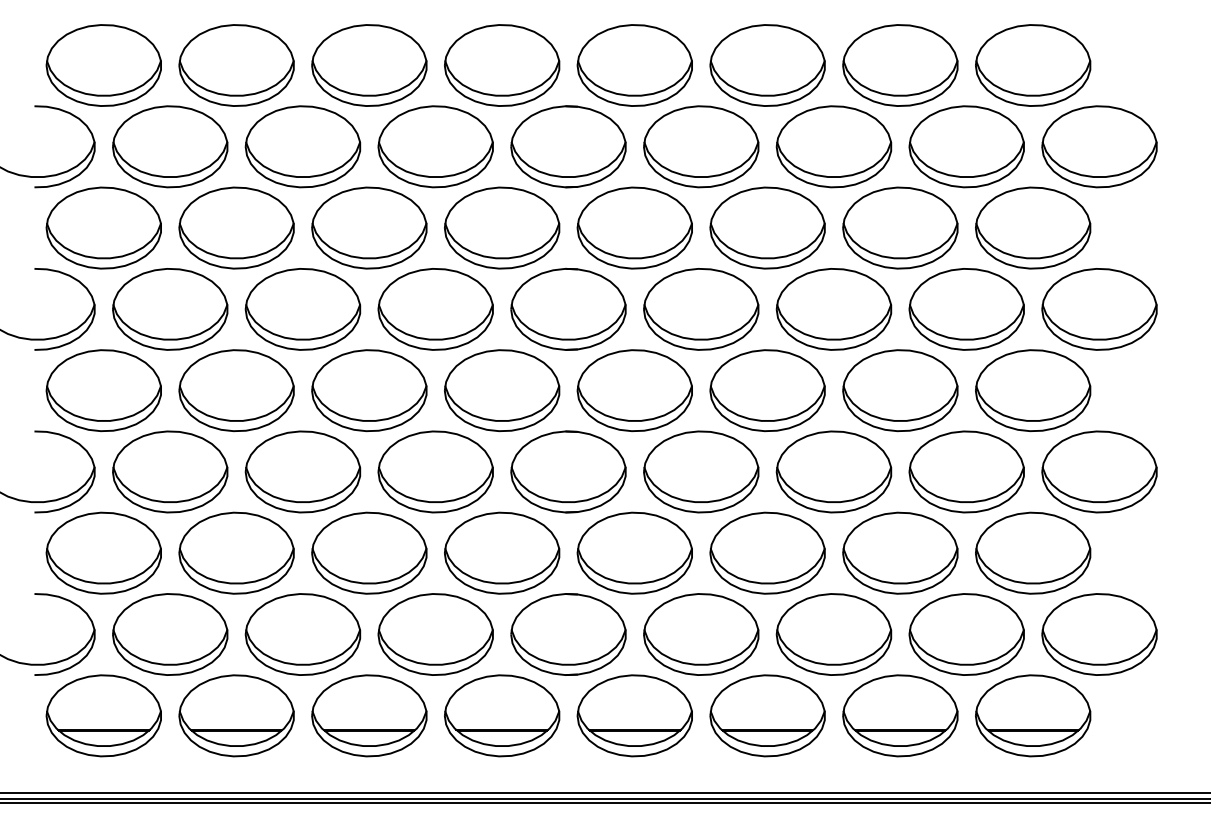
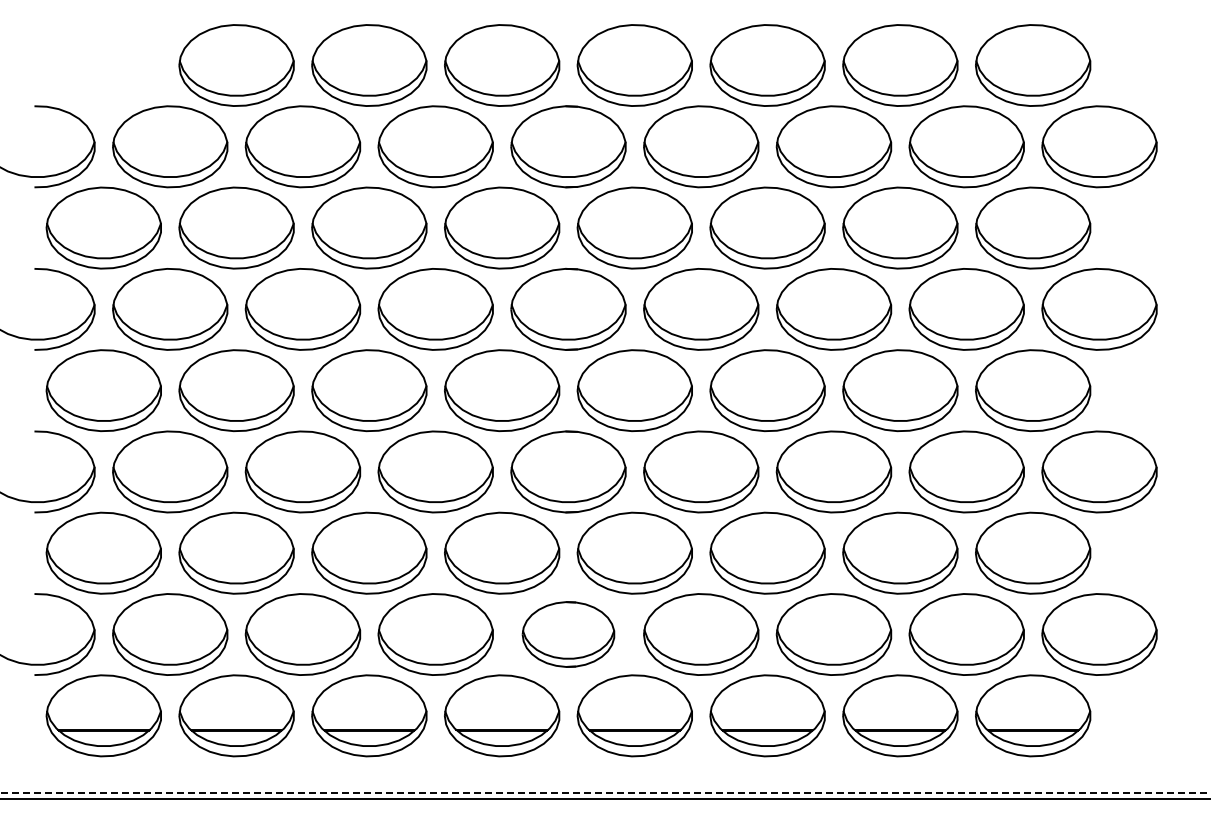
part: present -> none (103, 65)
part size: 117x83 px -> 95x67 px (568, 634)
line: solid -> dashed (605, 793)
line: present -> none (604, 802)
